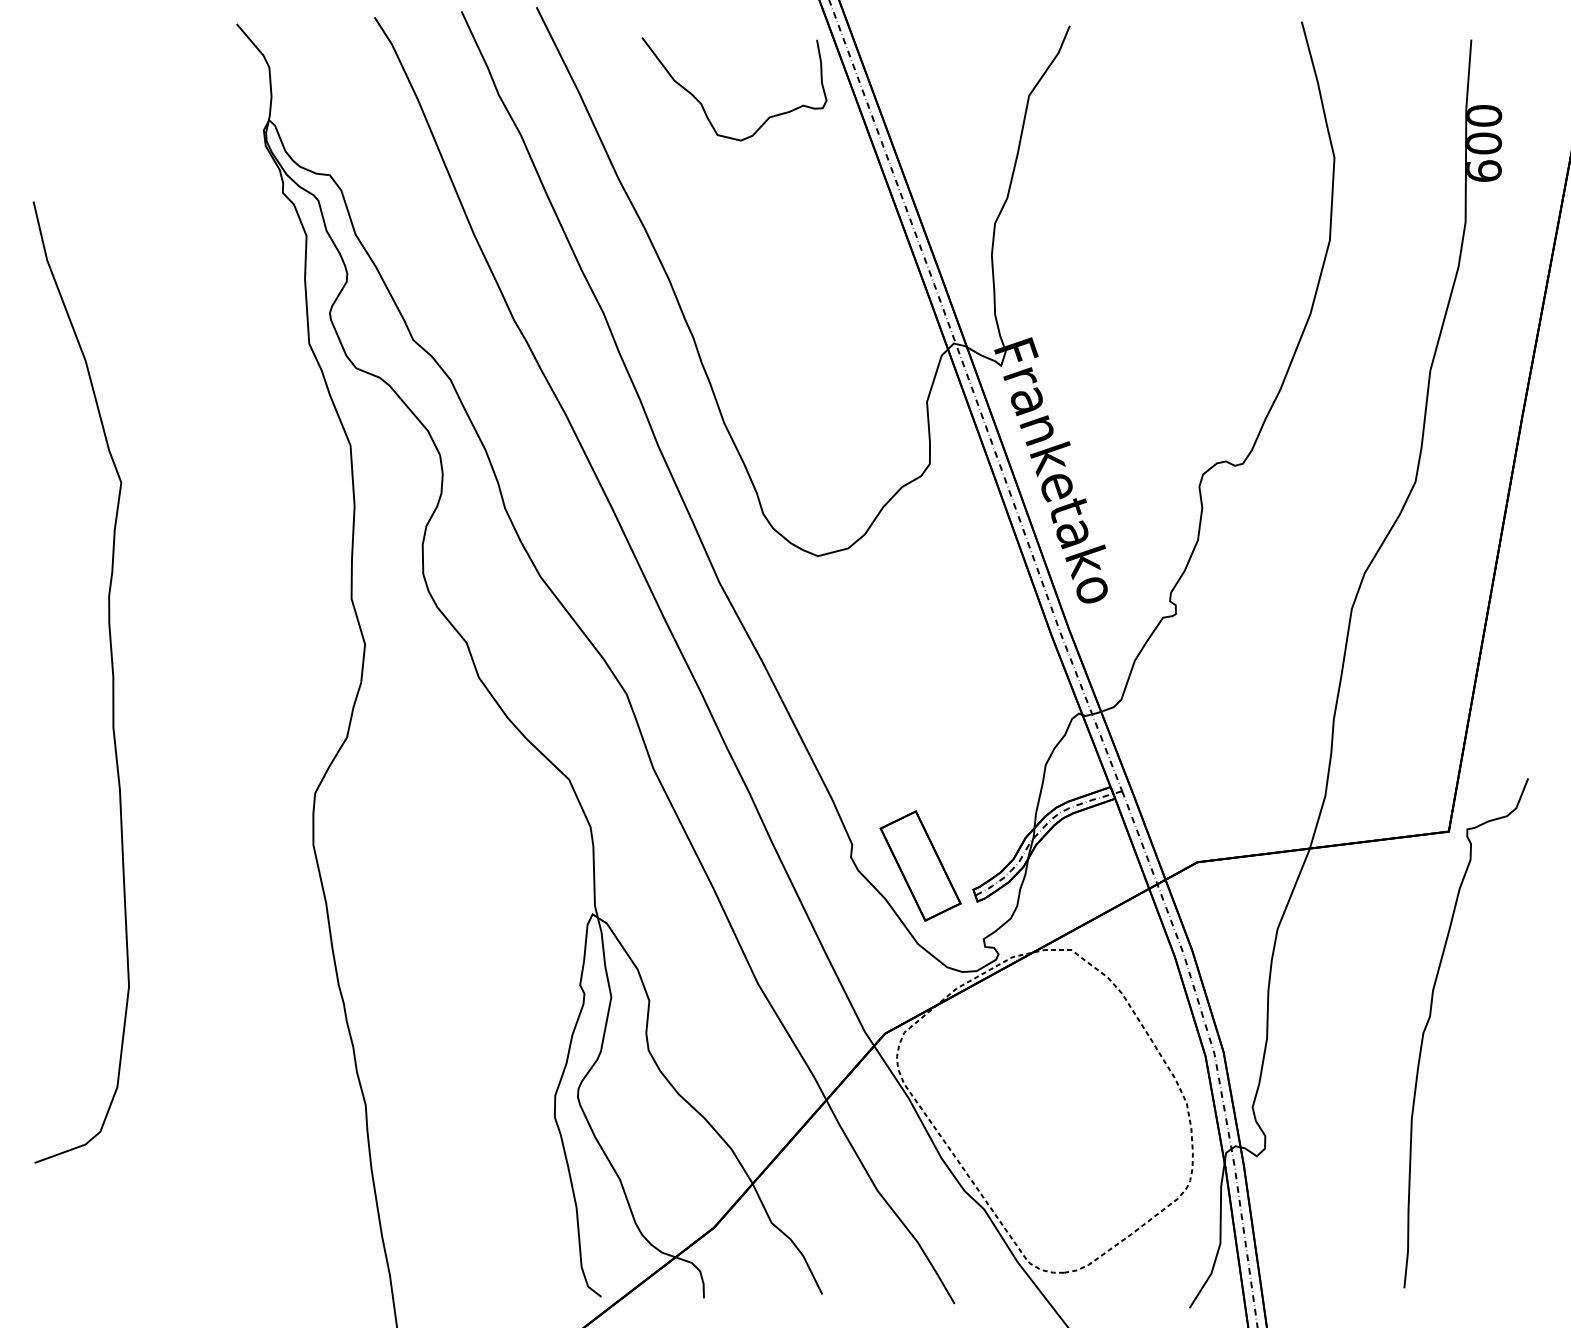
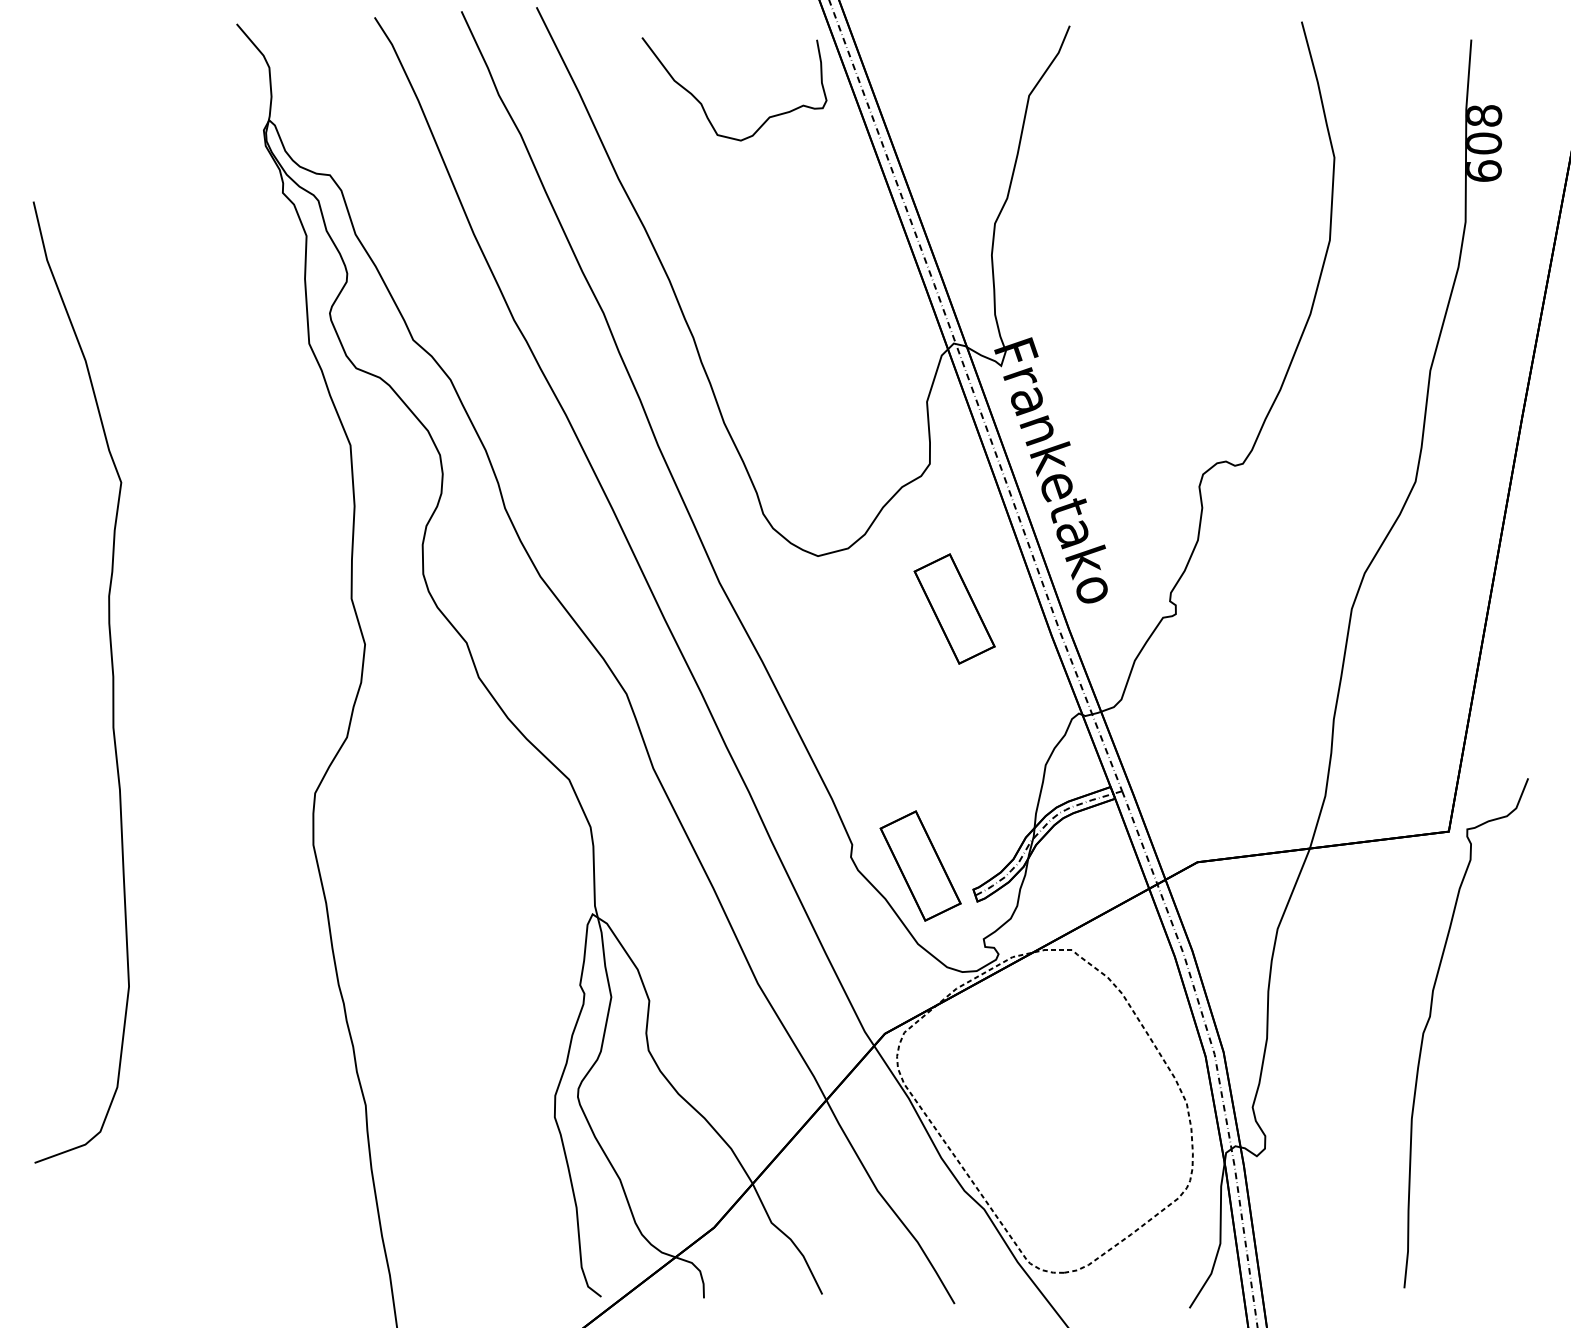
text: 600 -> 608 (1484, 115)
part: none -> present (954, 608)
